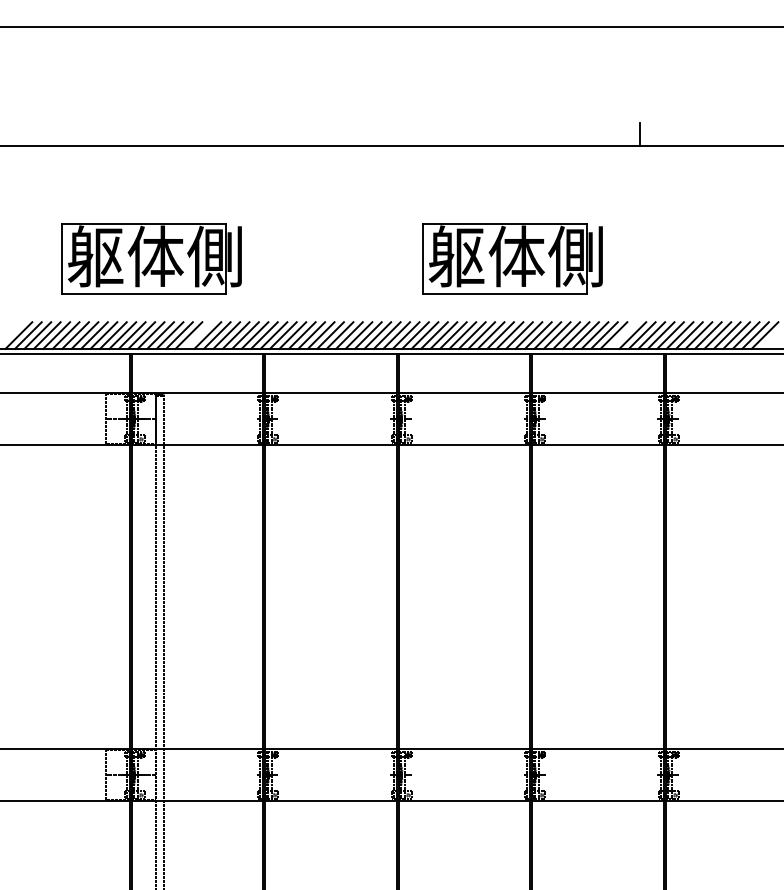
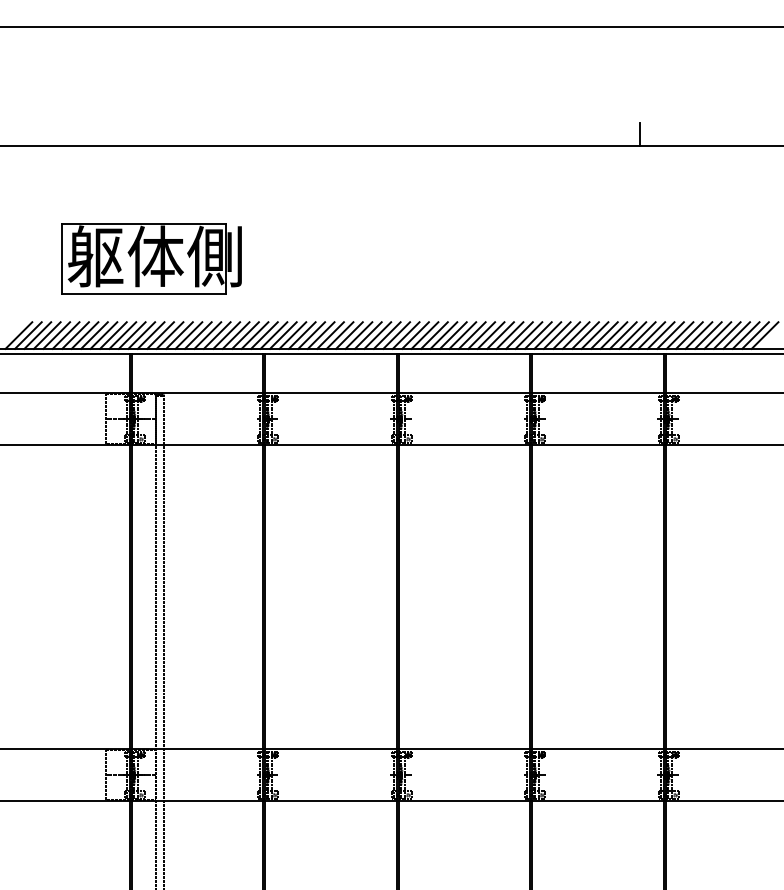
part: present -> none (512, 258)
line: none -> present (198, 335)
line: none -> present (623, 335)
